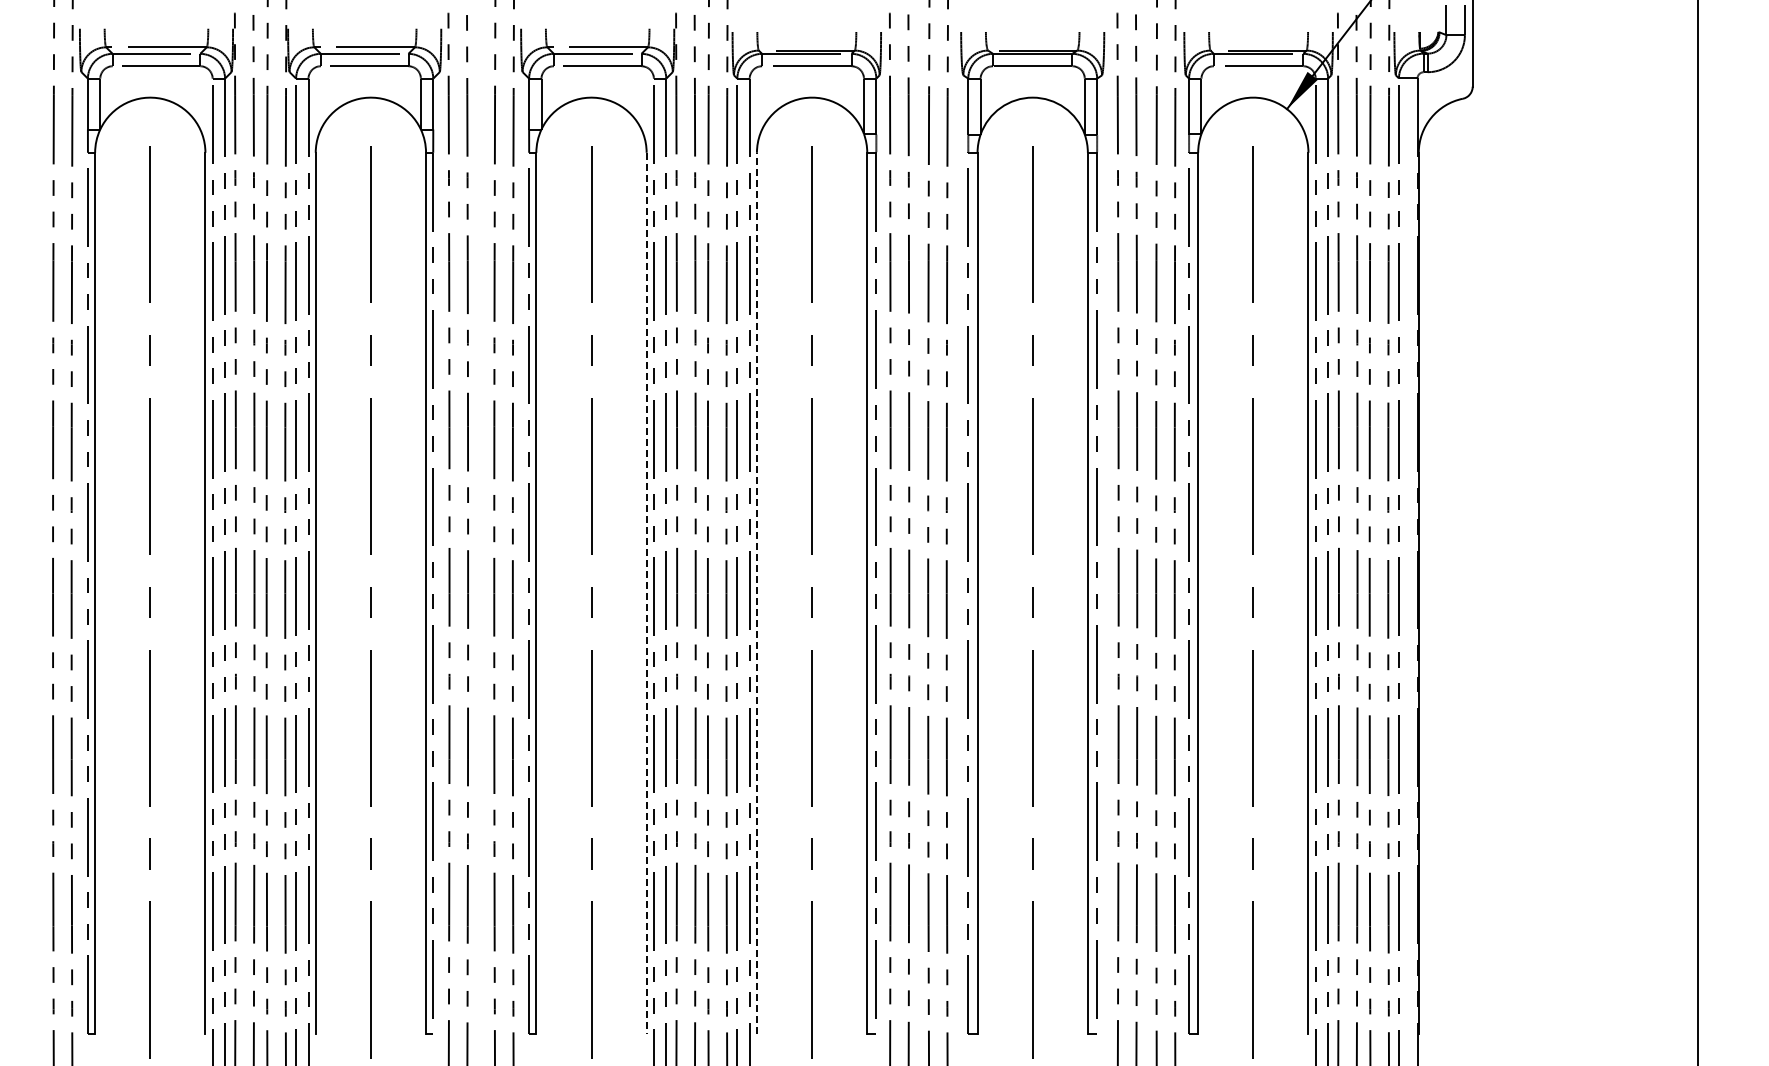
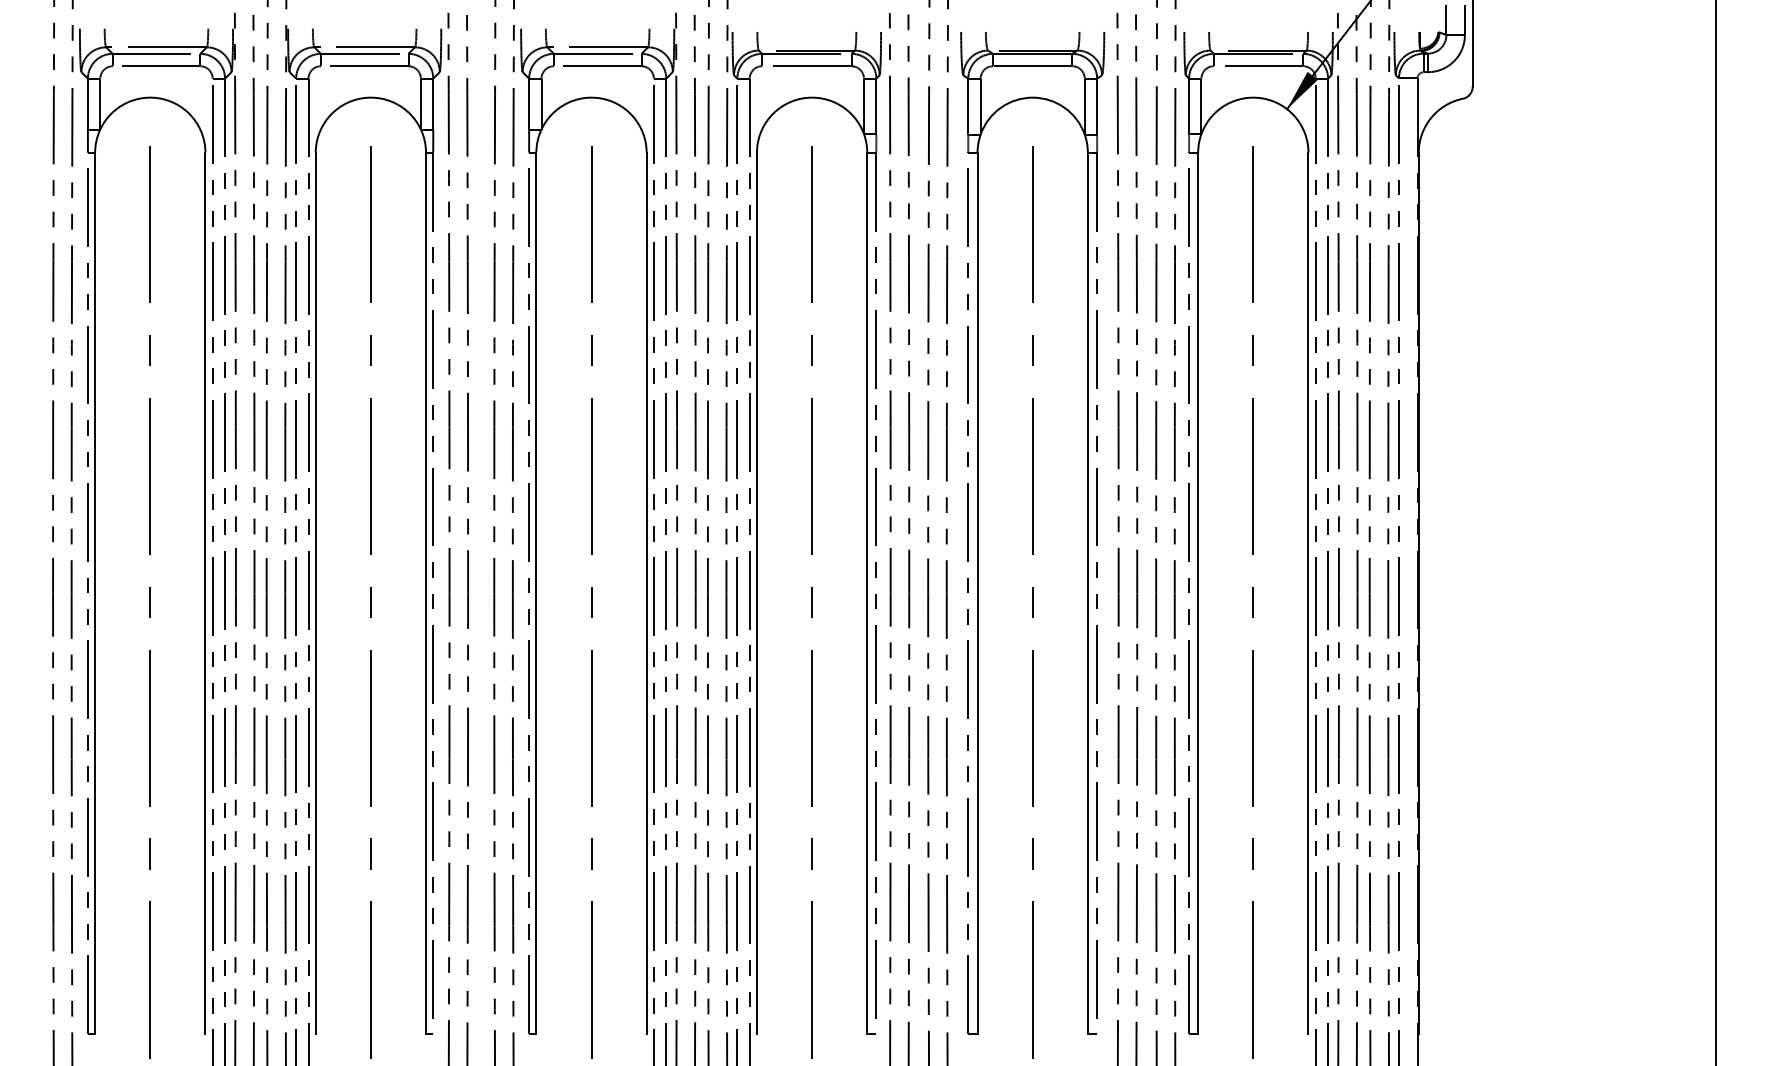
line position: (1697, 532) -> (1715, 532) (1715, 532)
line: dashed -> solid (646, 593)
line: dashed -> solid (756, 593)
